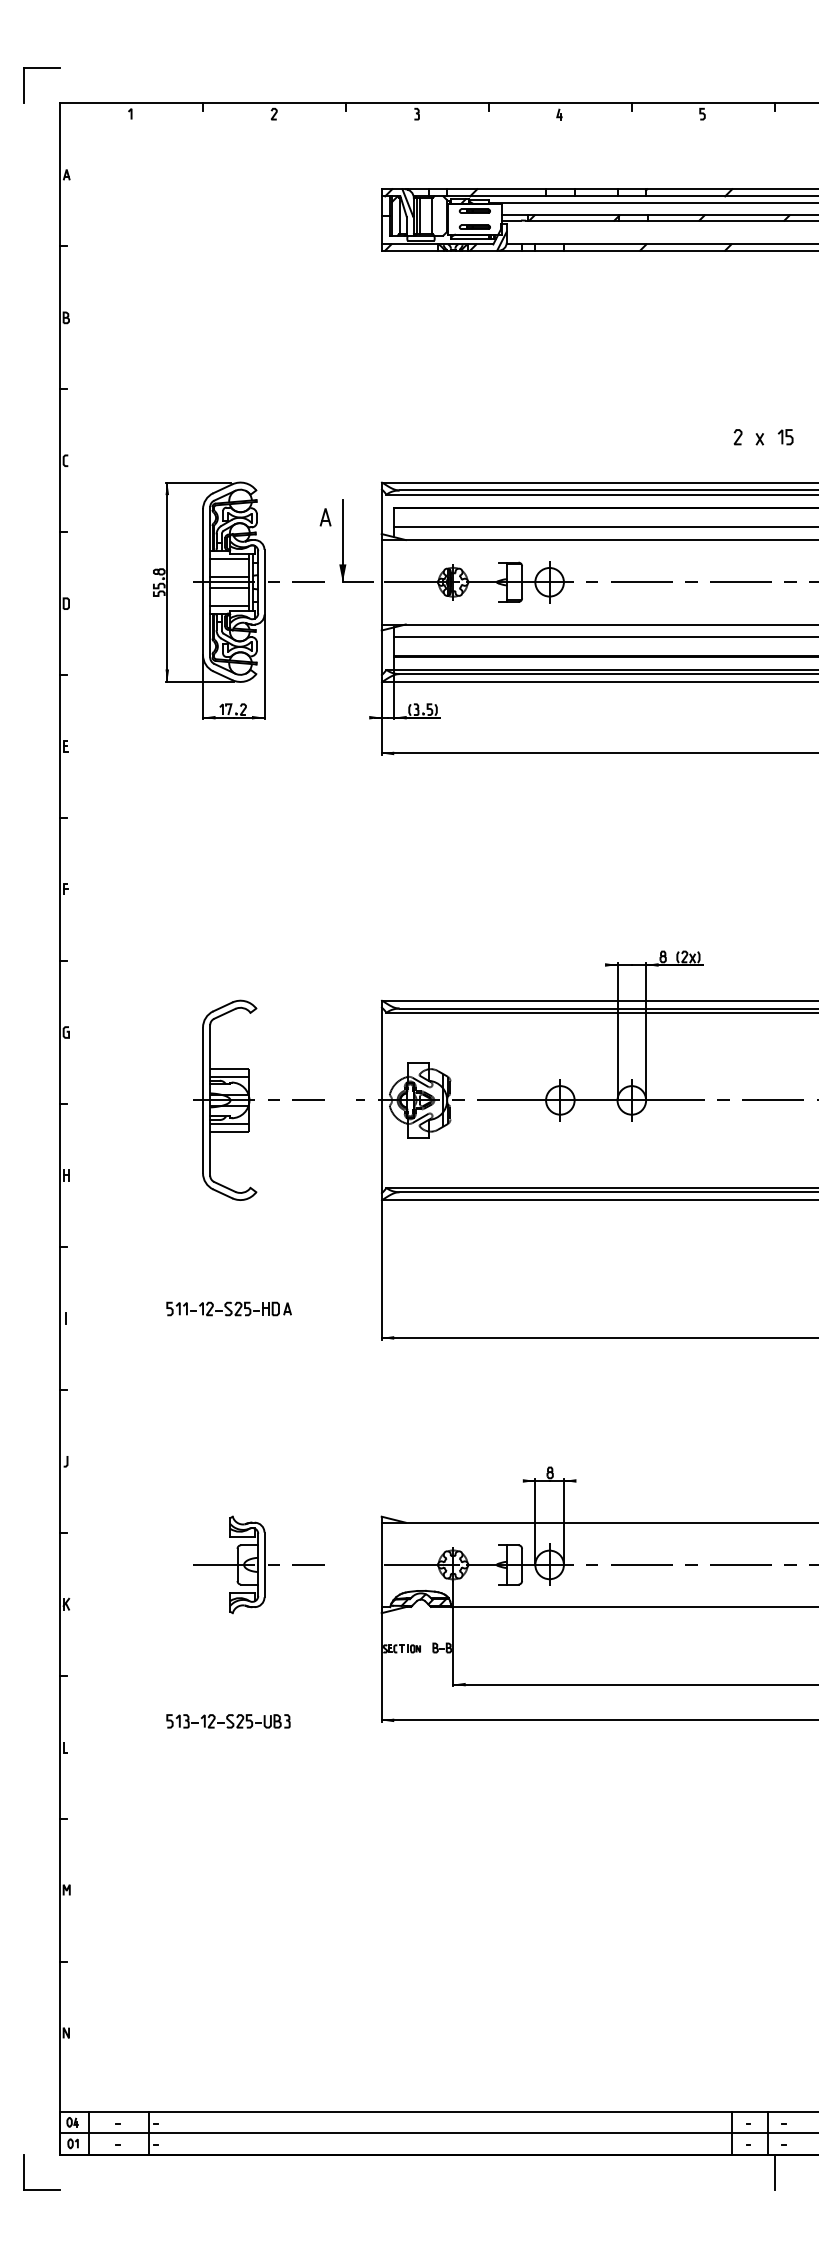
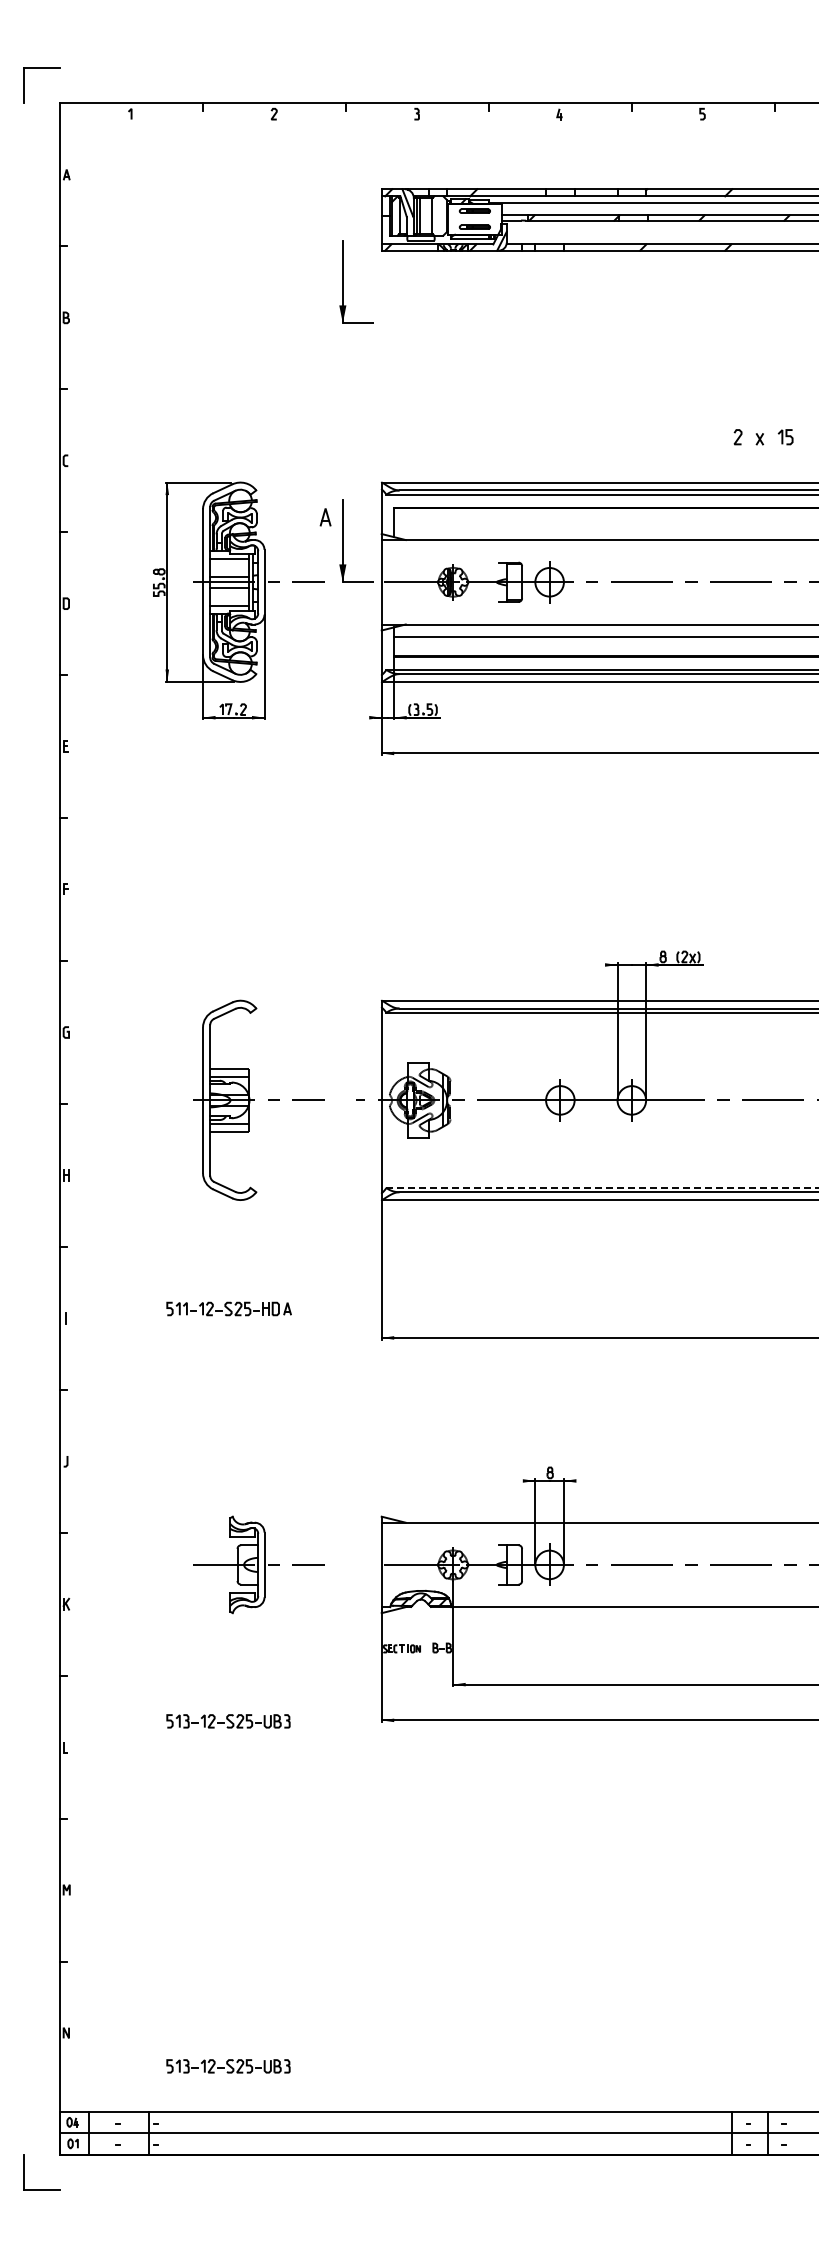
part: none -> present (343, 281)
line: present -> none (604, 527)
line: solid -> dashed (602, 1187)
part: none -> present (228, 2066)
line: present -> none (774, 2172)
